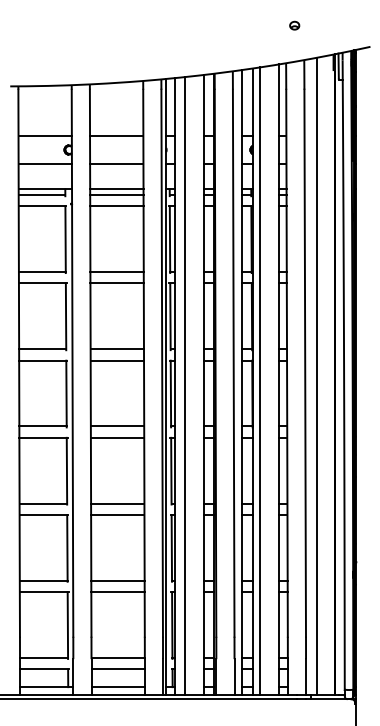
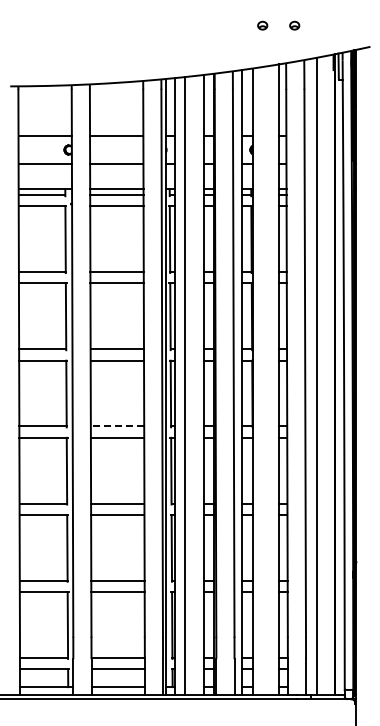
part: none -> present (262, 25)
line: present -> none (260, 380)
line: solid -> dashed (117, 426)
